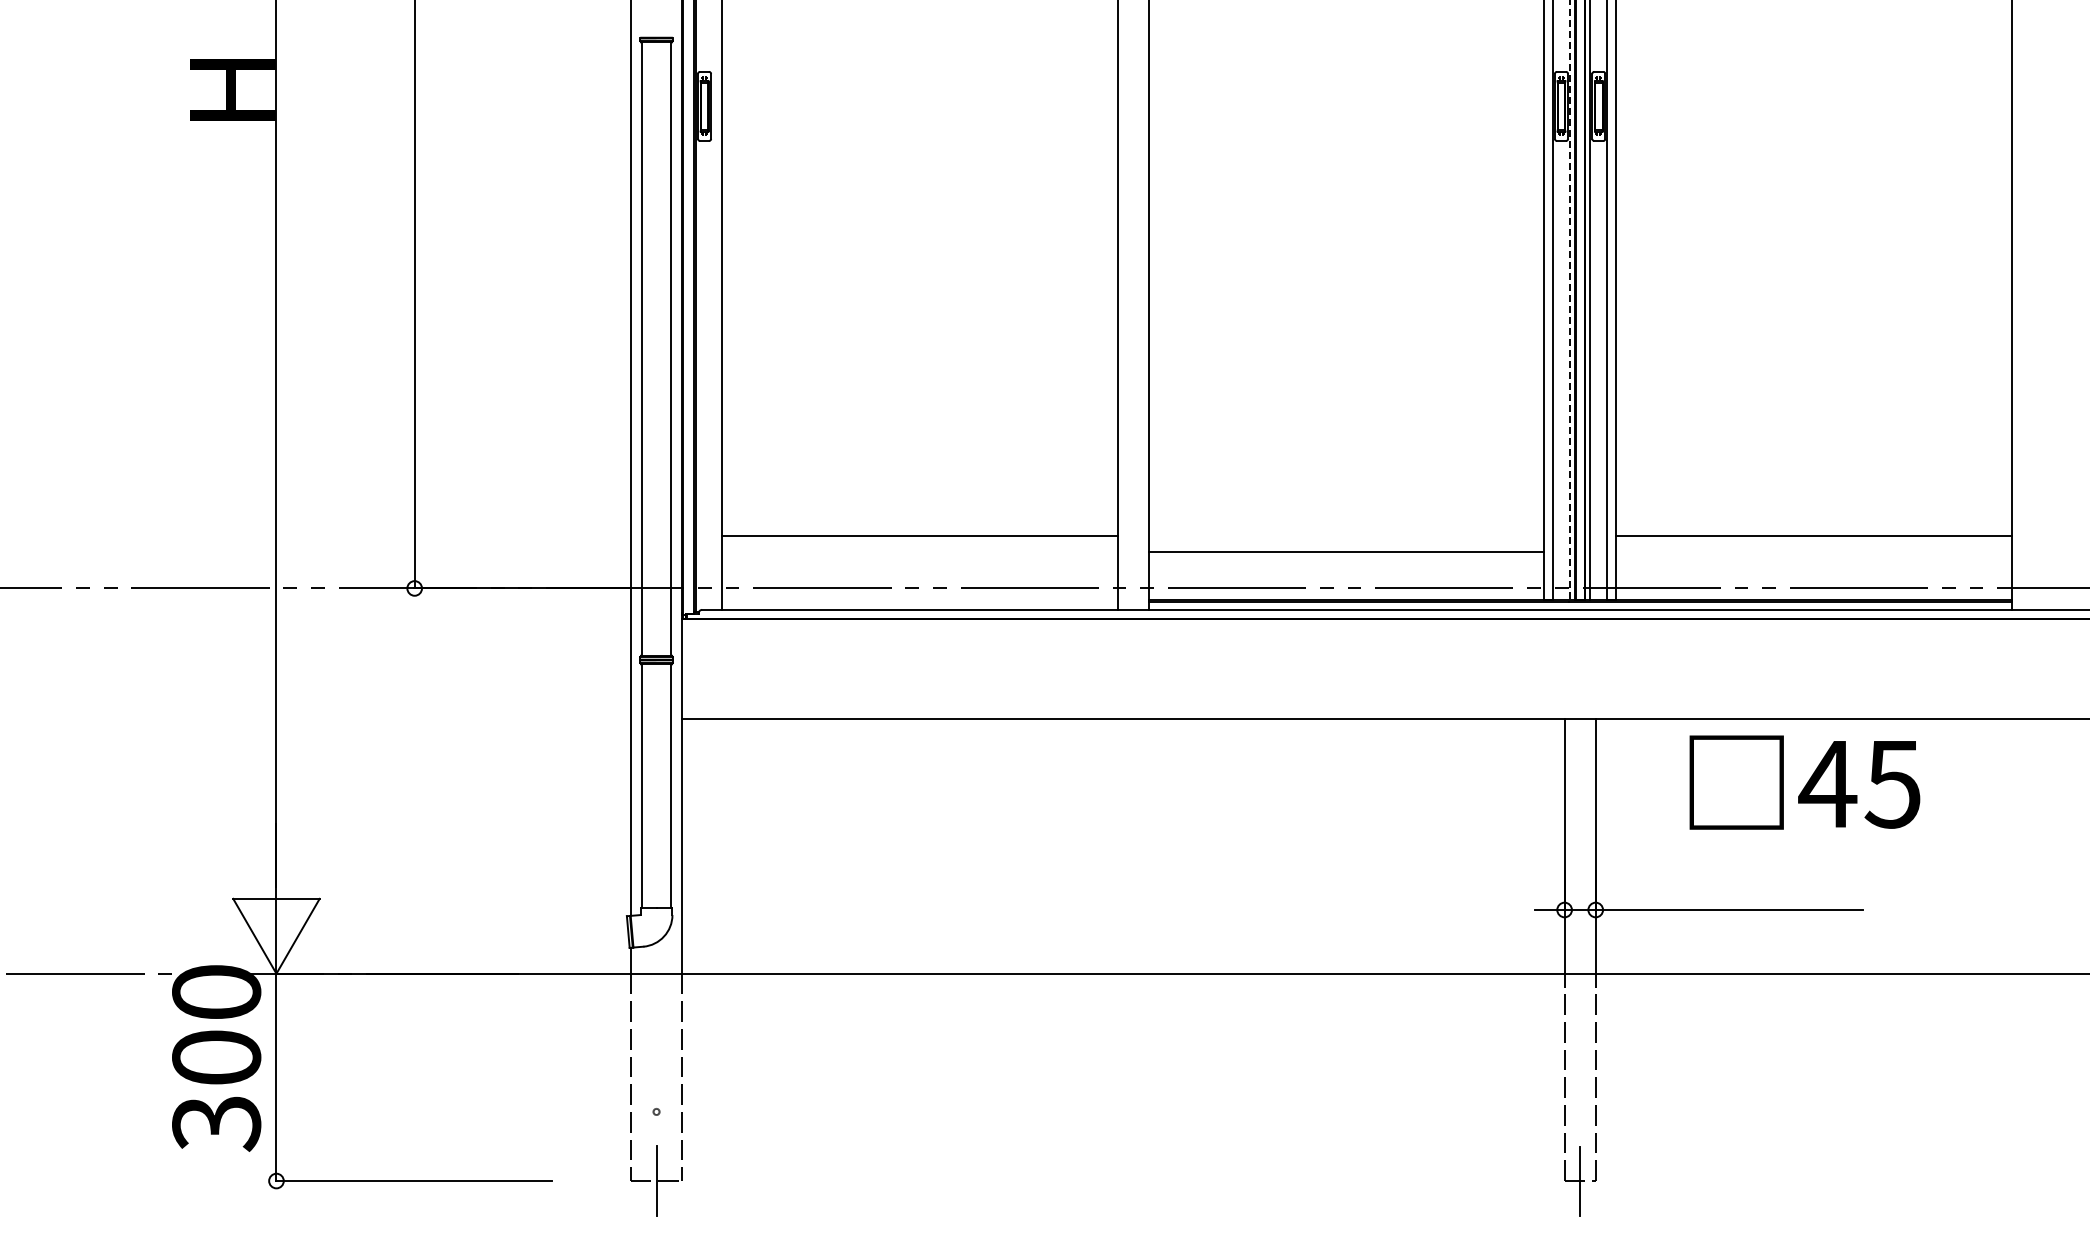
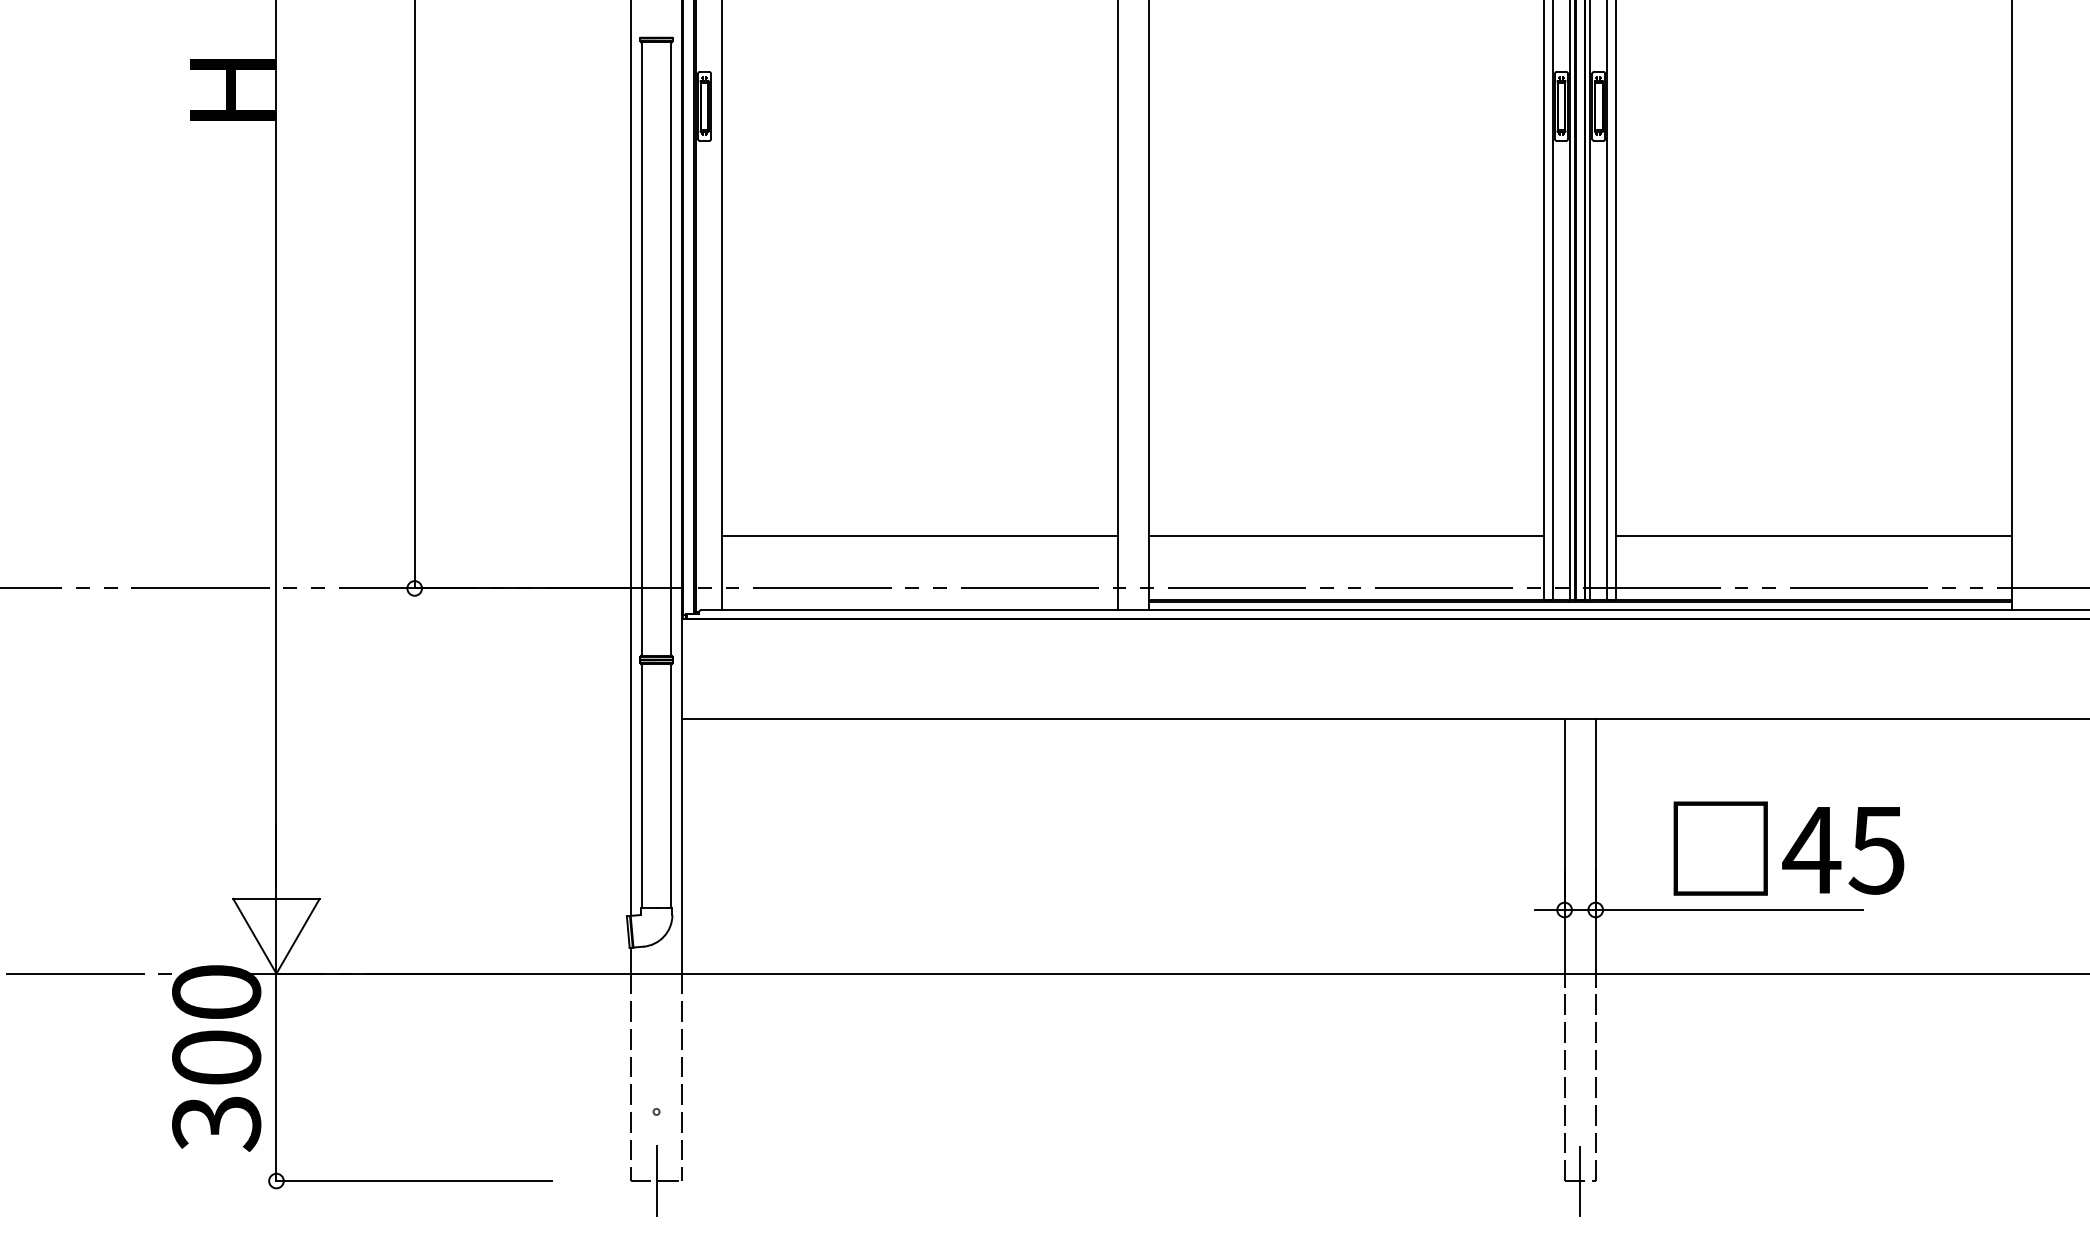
line: dashed -> solid (1570, 299)
line position: (1345, 552) -> (1345, 536) (1345, 536)
text position: (1804, 782) -> (1788, 848) (1788, 848)
